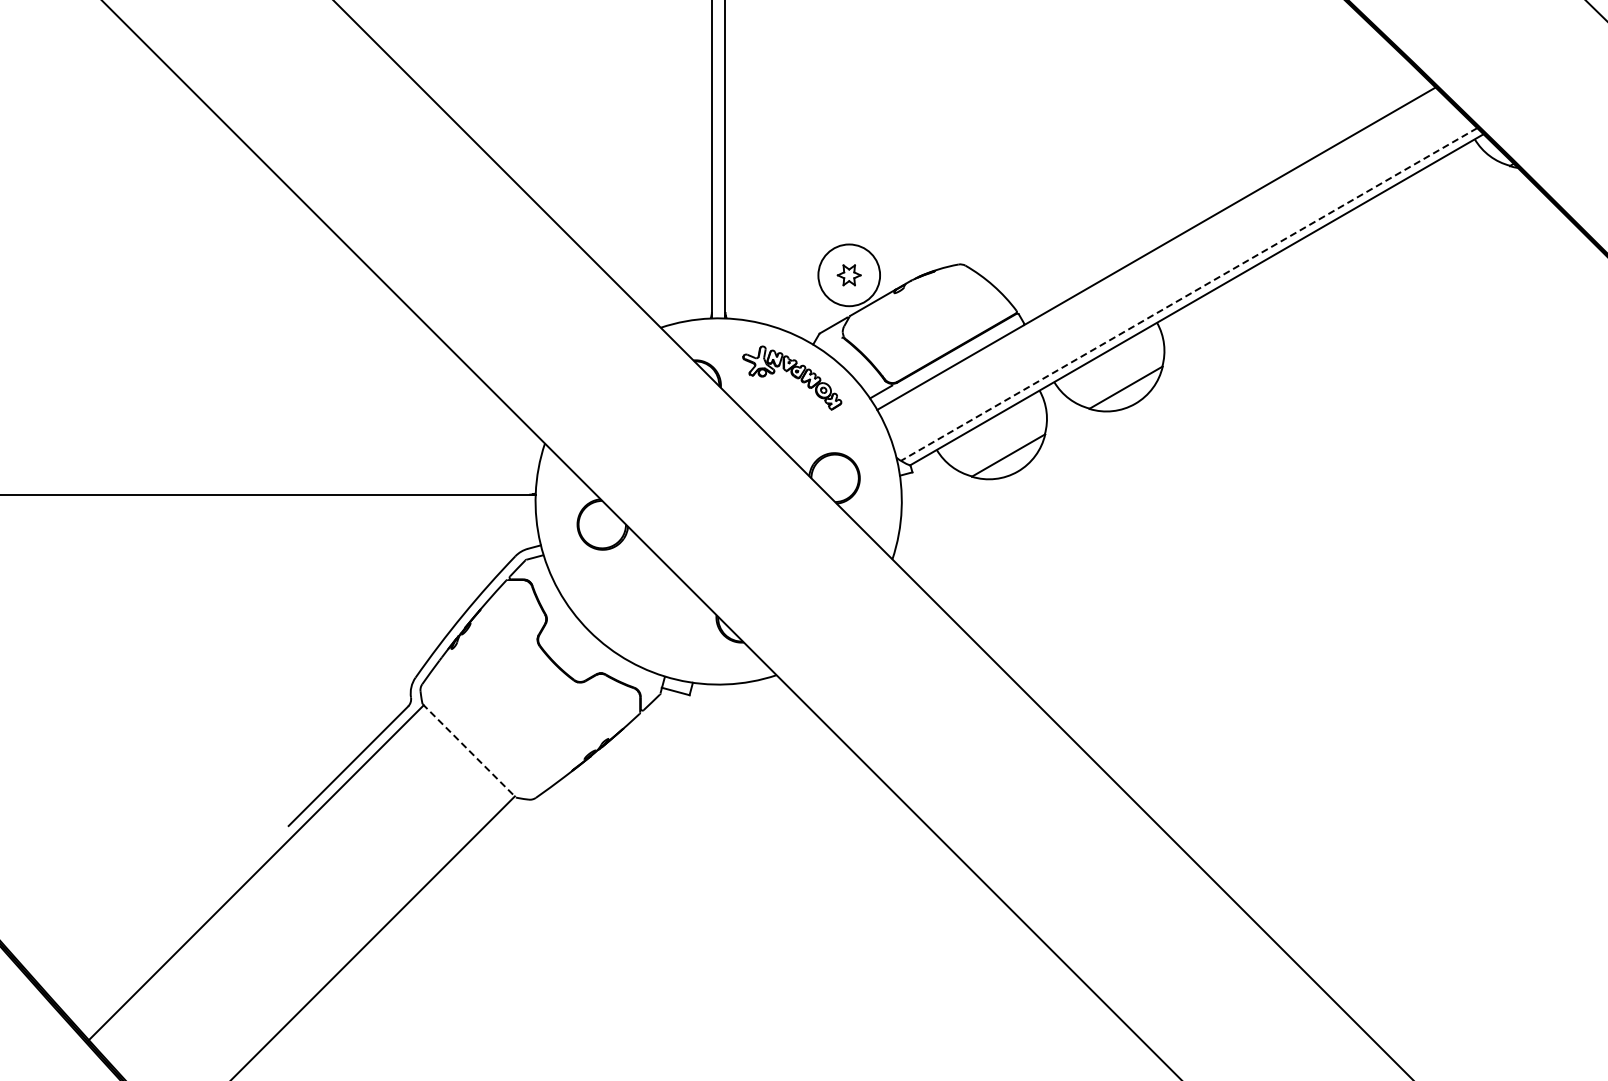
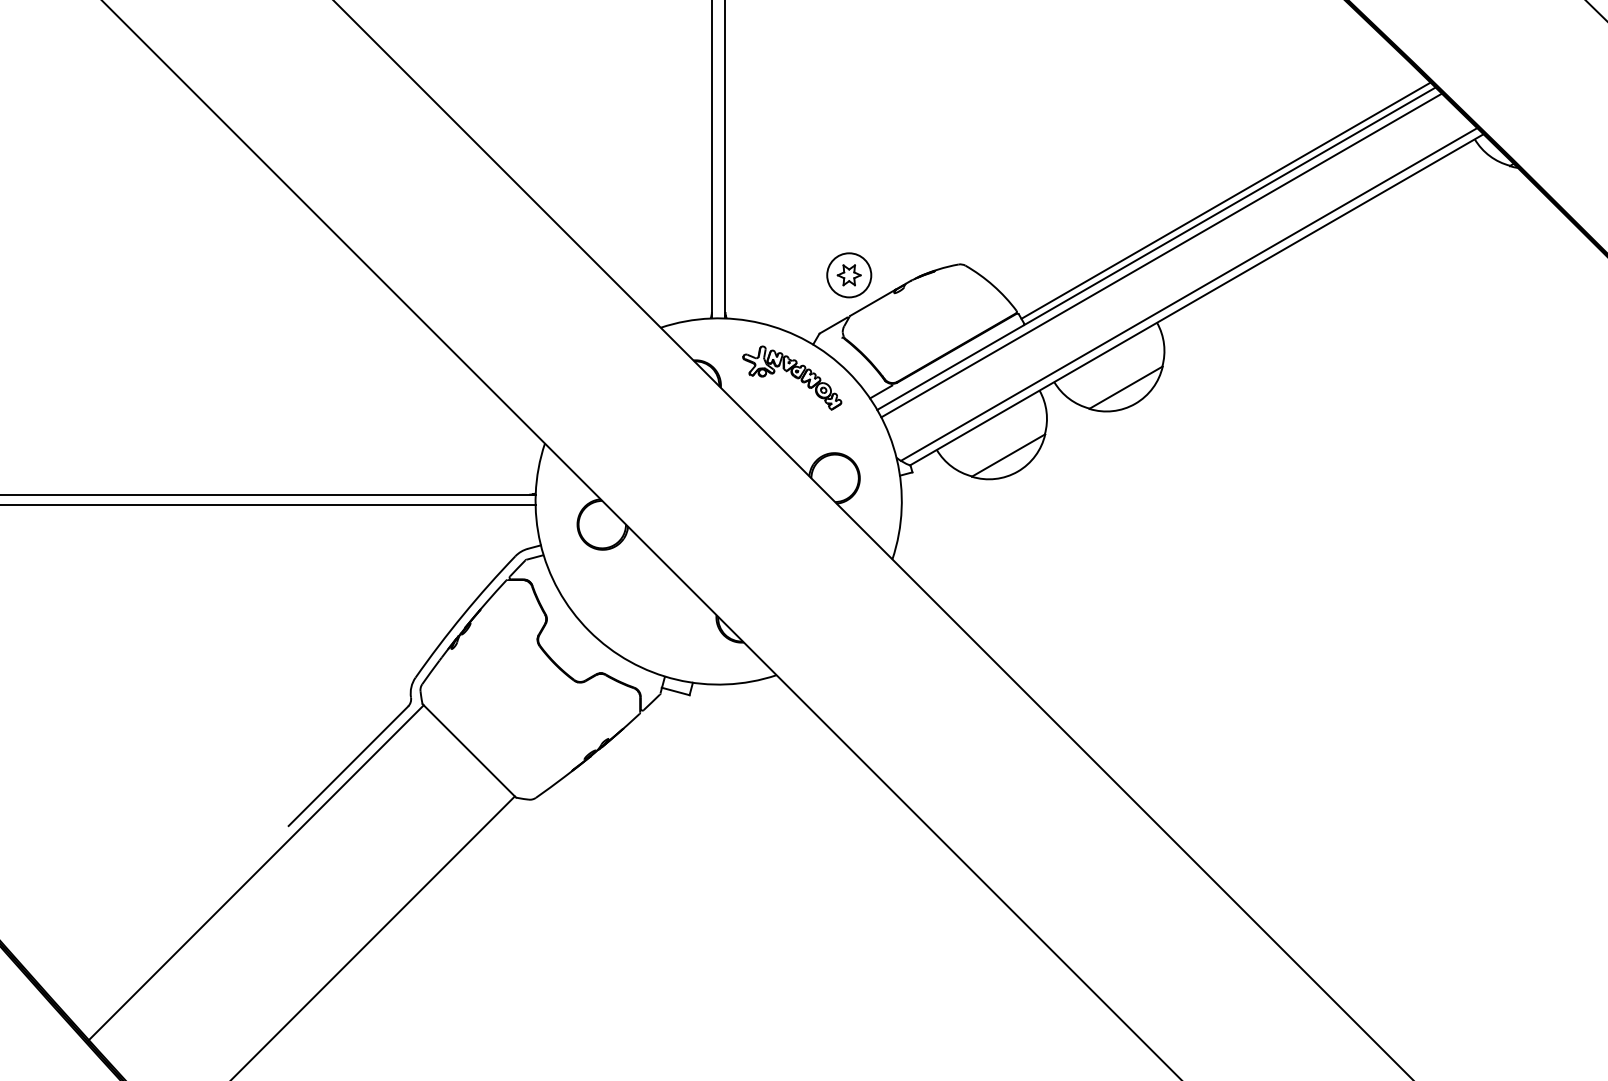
line: none -> present (1225, 200)
line: none -> present (1161, 255)
circle diameter: 62 px -> 44 px (849, 275)
line: dashed -> solid (1189, 294)
line: none -> present (268, 504)
line: dashed -> solid (469, 751)
